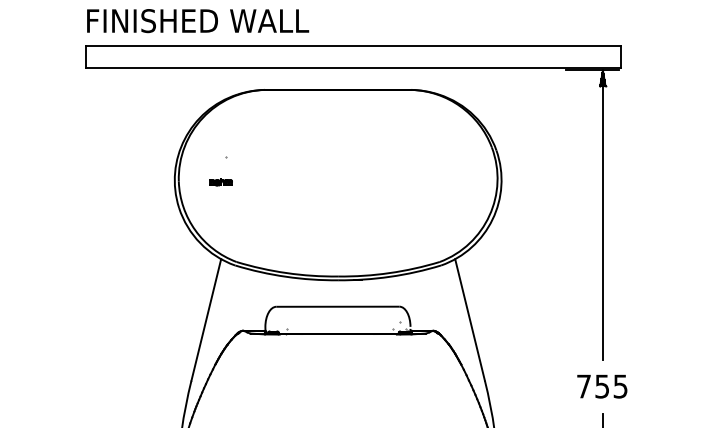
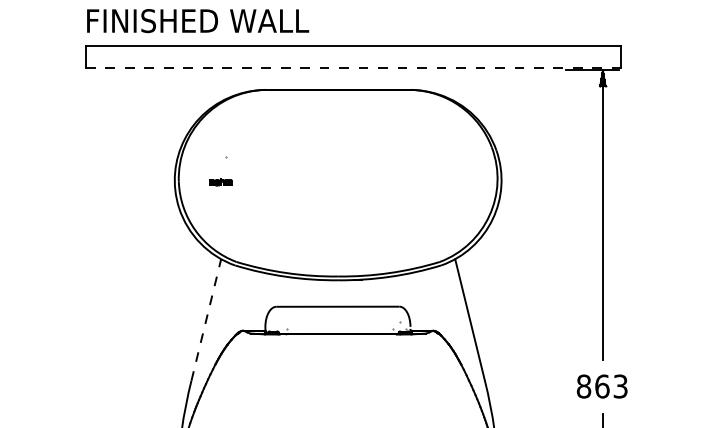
line: solid -> dashed (353, 68)
line: solid -> dashed (206, 319)
text: 755 -> 863 (601, 386)
